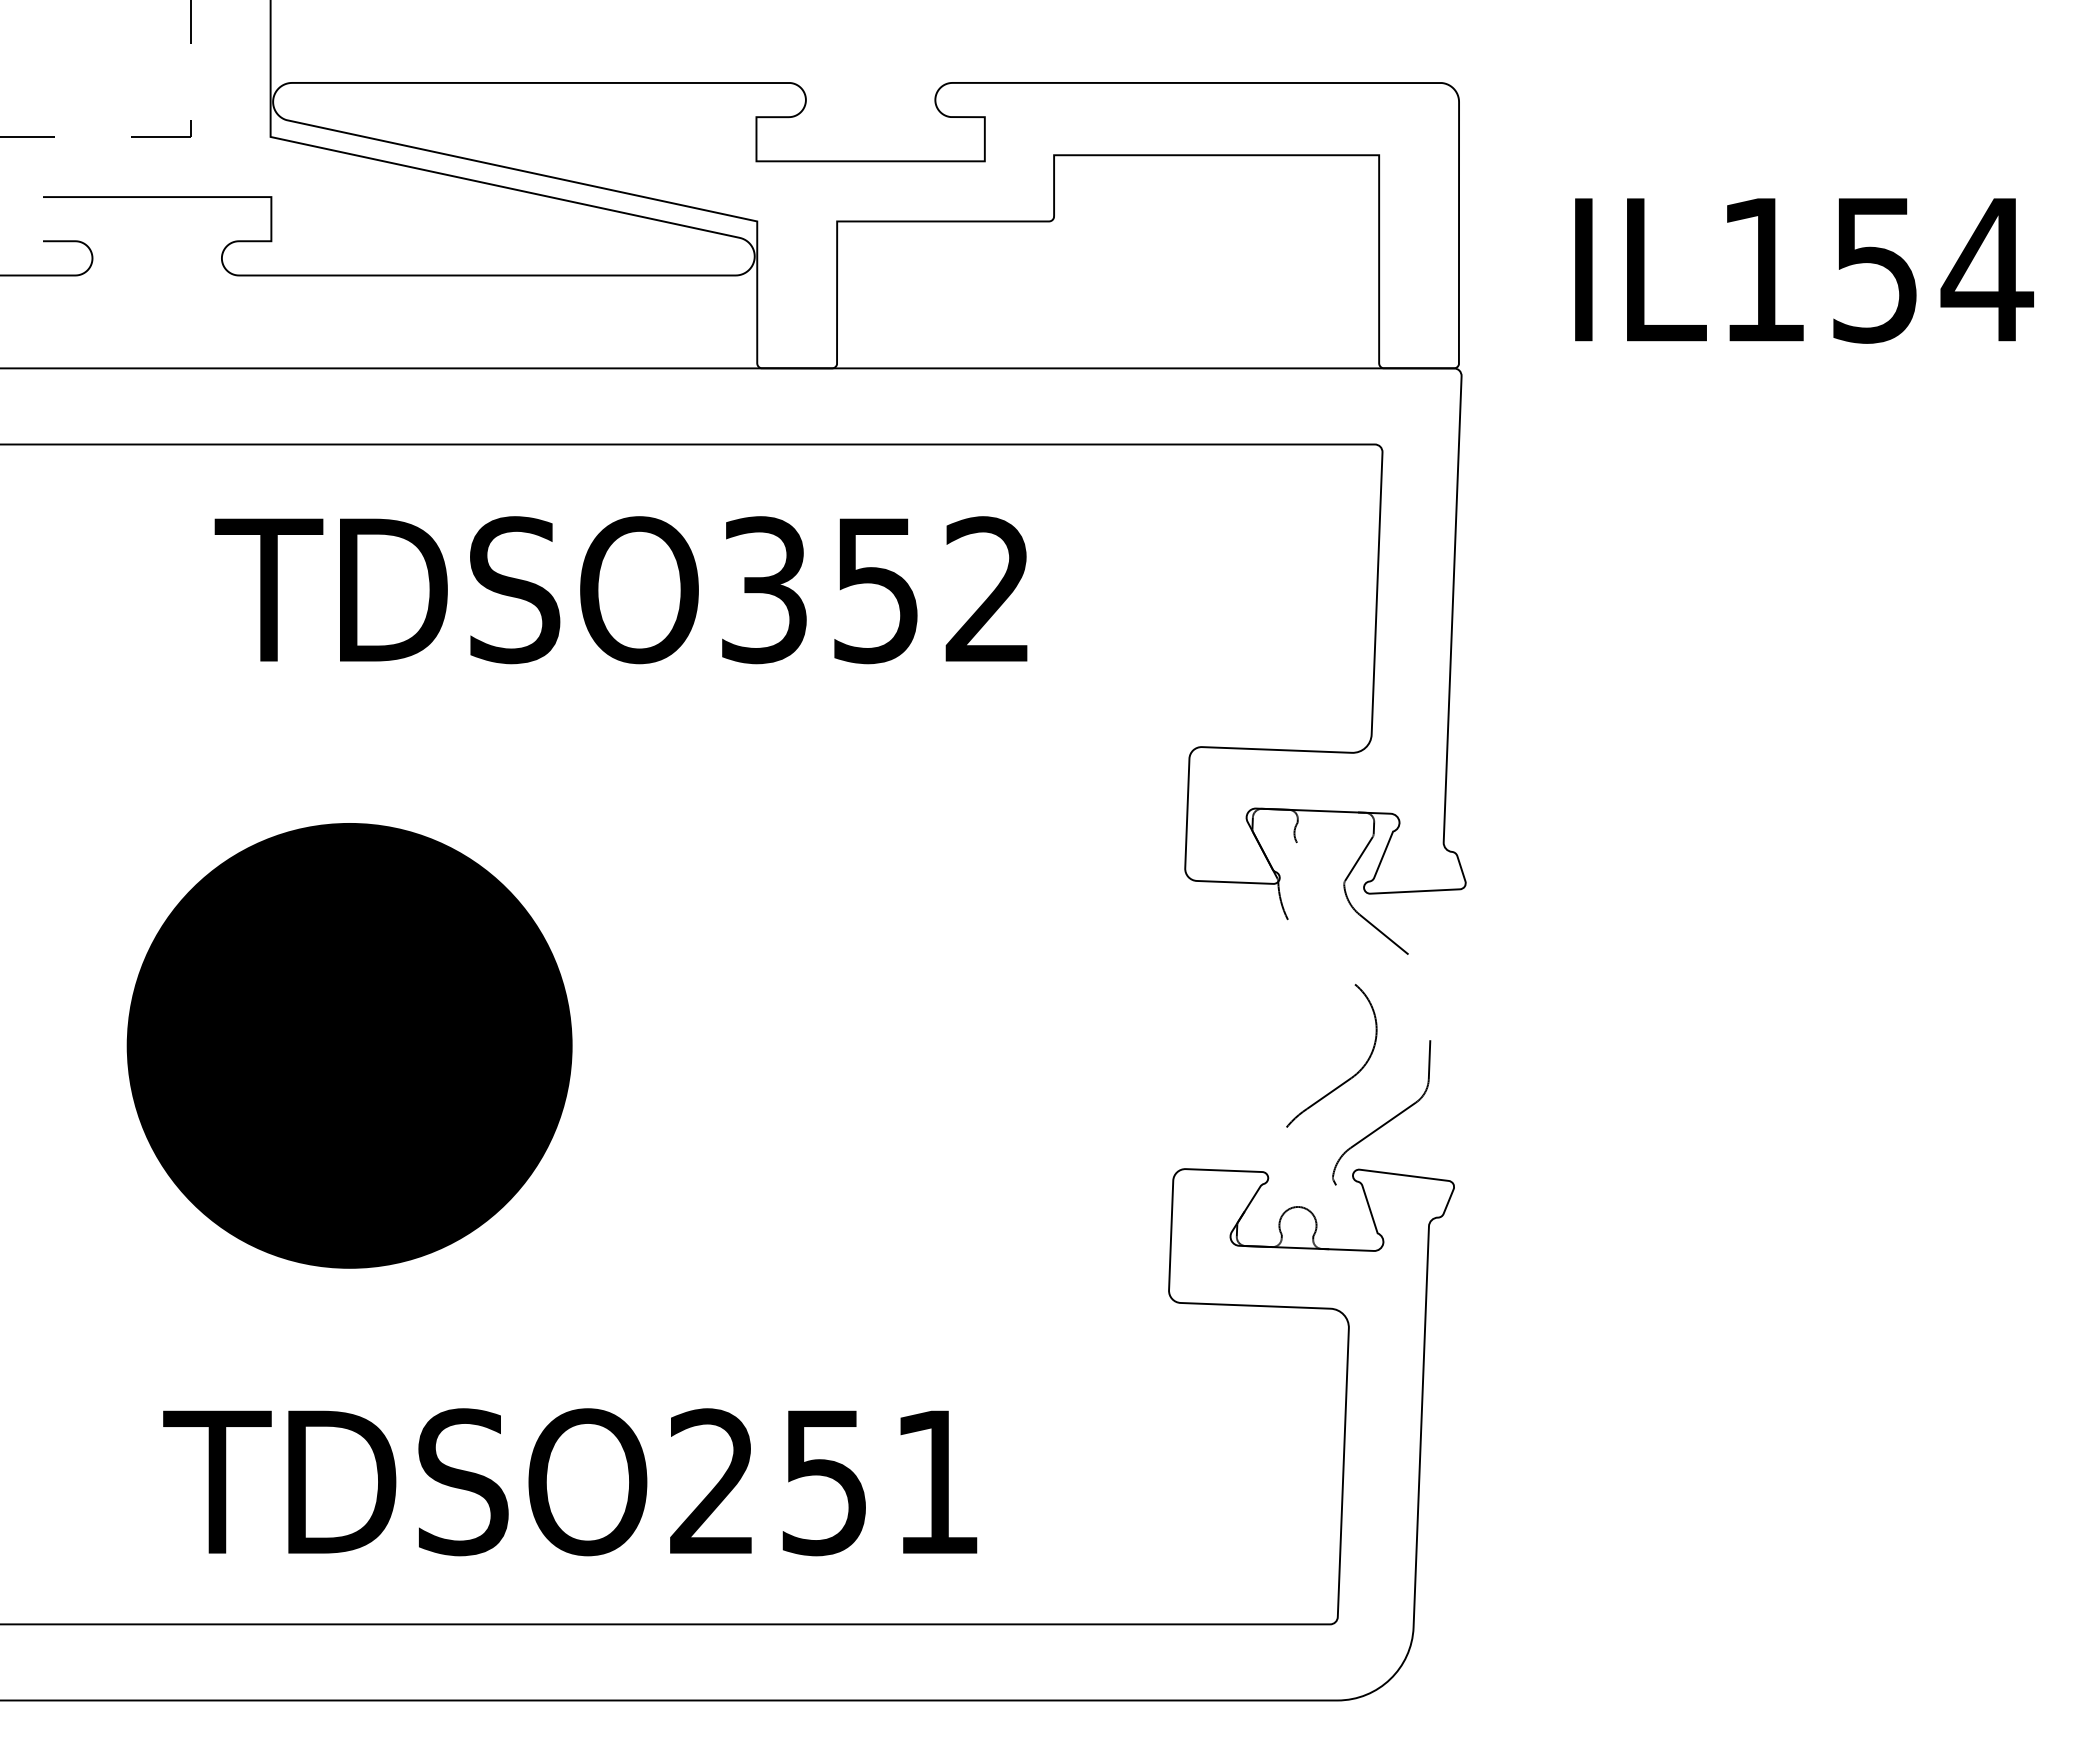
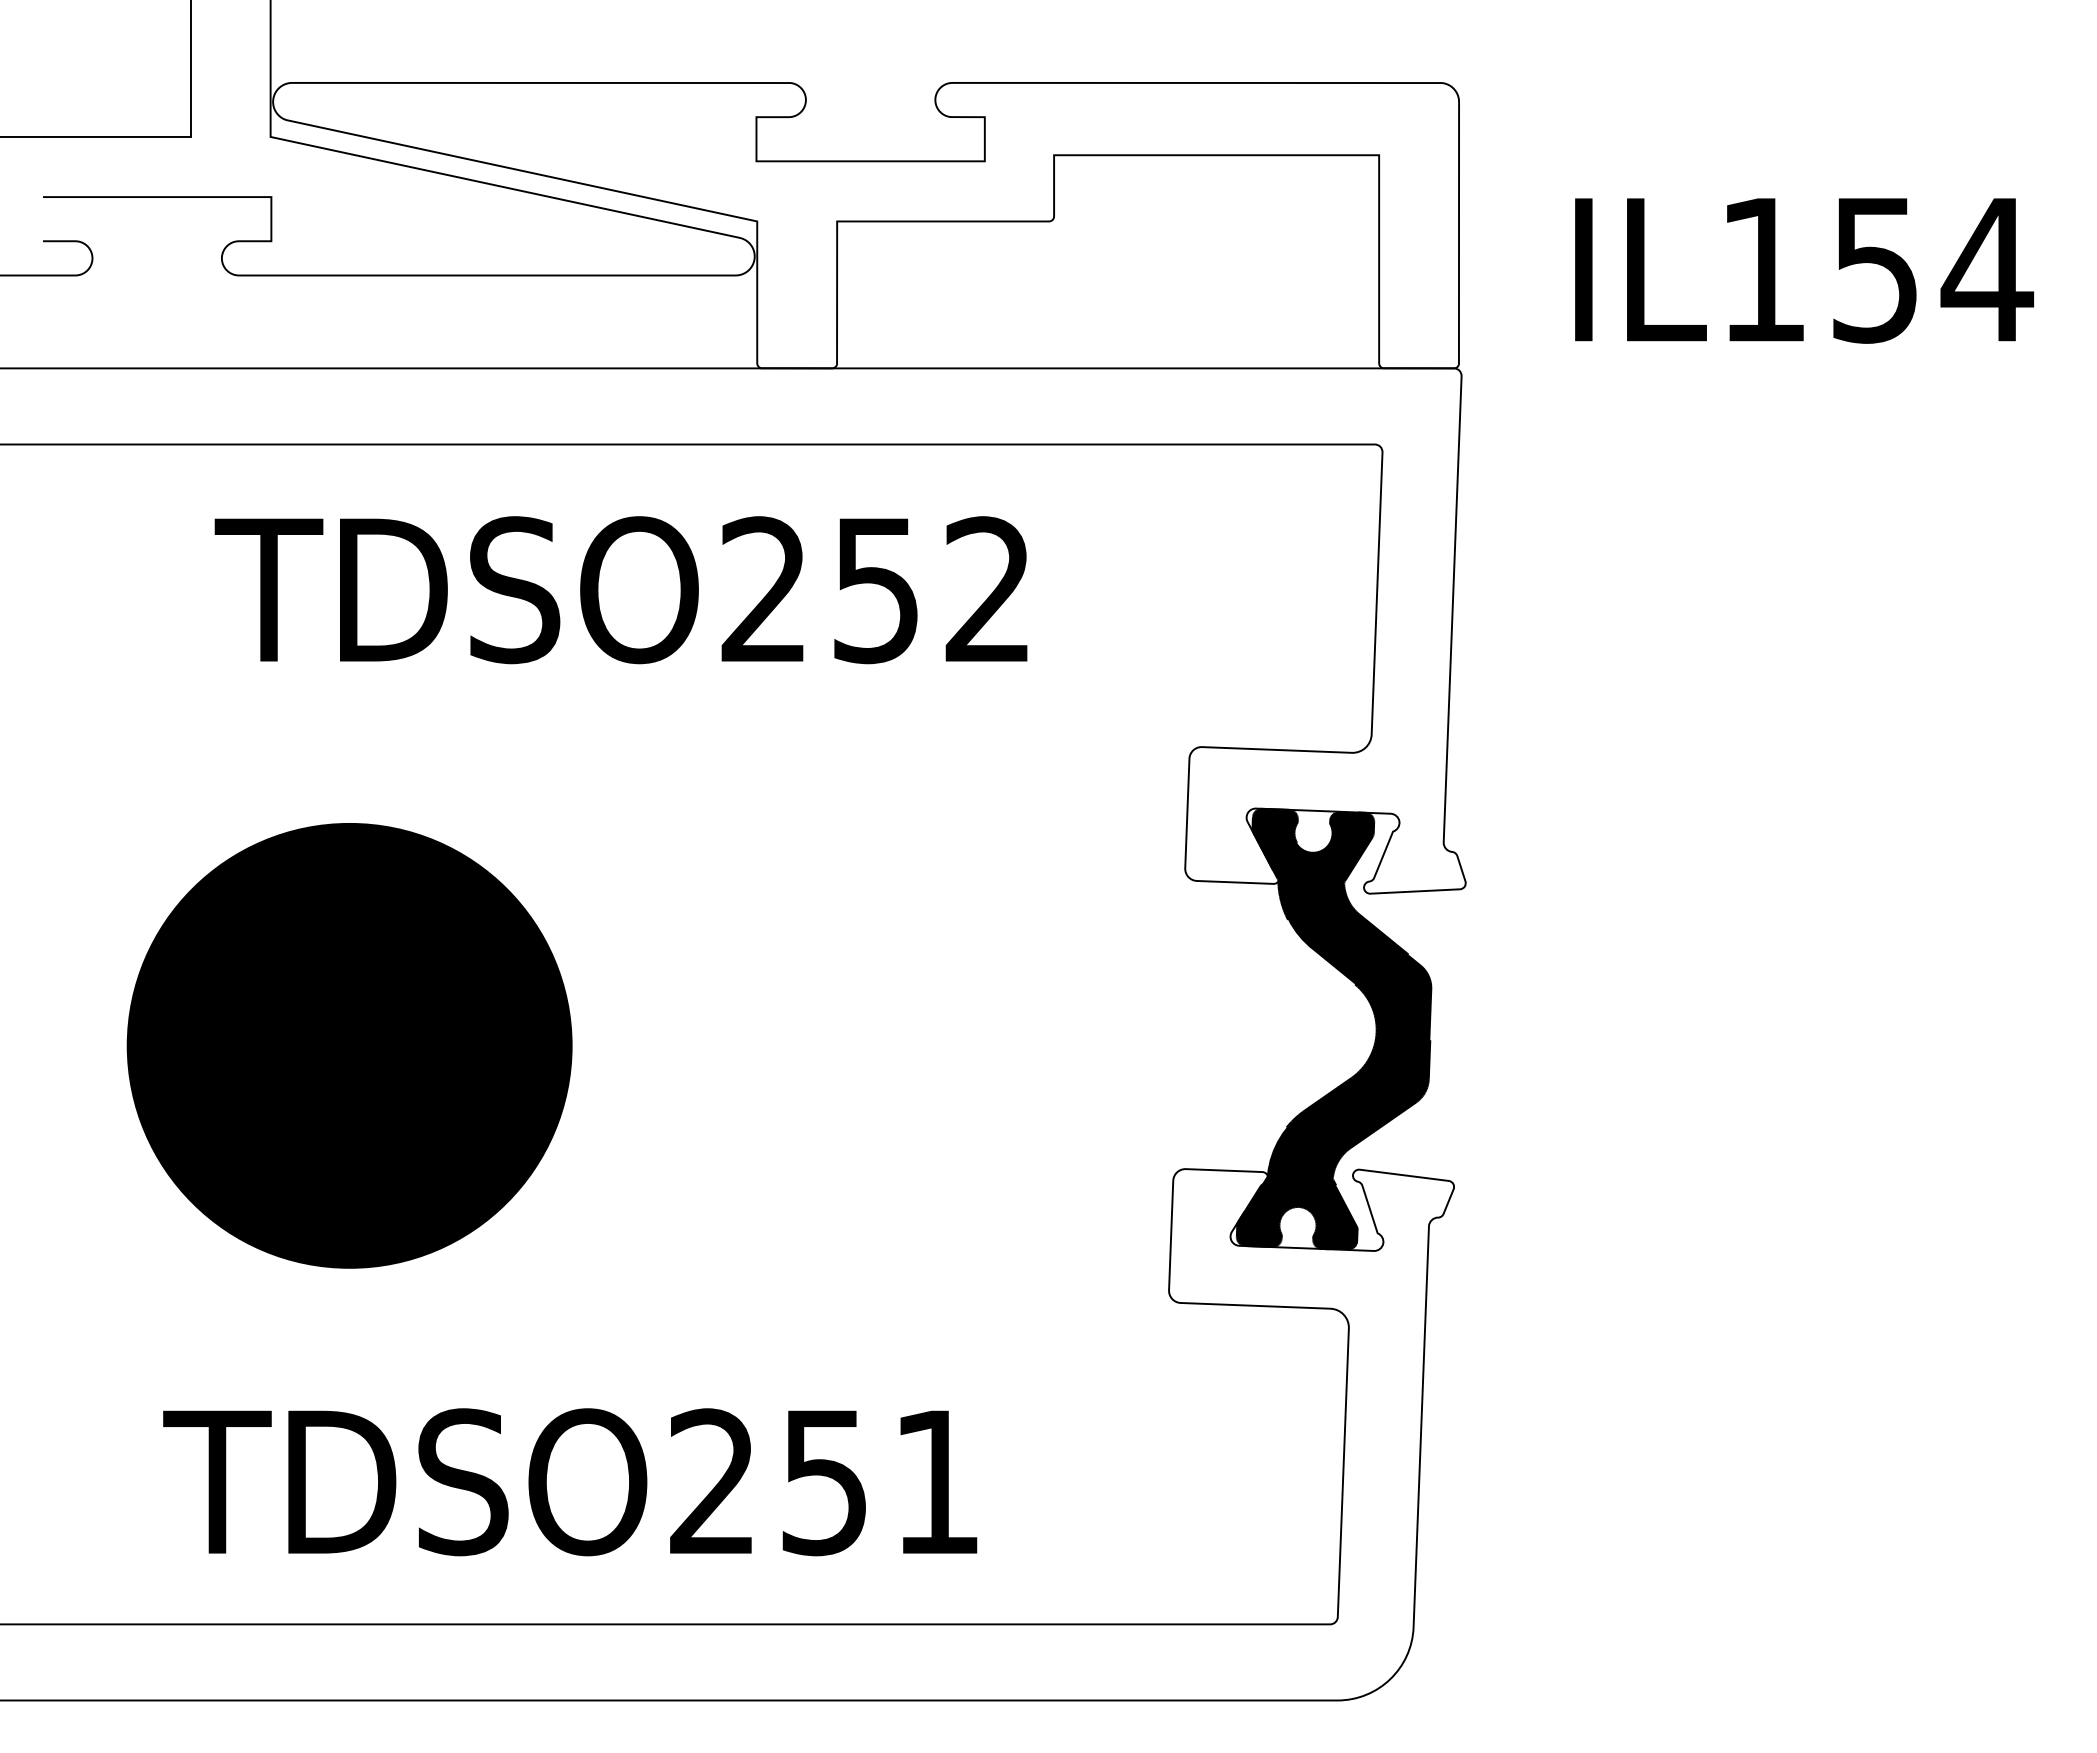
line: dashed -> solid (164, 136)
text: TDSO352 -> TDSO252 (763, 590)
fill: none -> present (1334, 1029)
